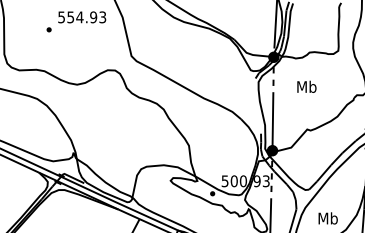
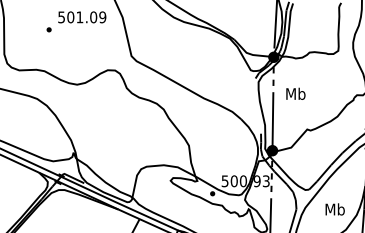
text: 554.93 -> 501.09 (86, 17)
text position: (306, 86) -> (295, 93) (295, 93)
text position: (327, 218) -> (334, 209) (334, 209)
